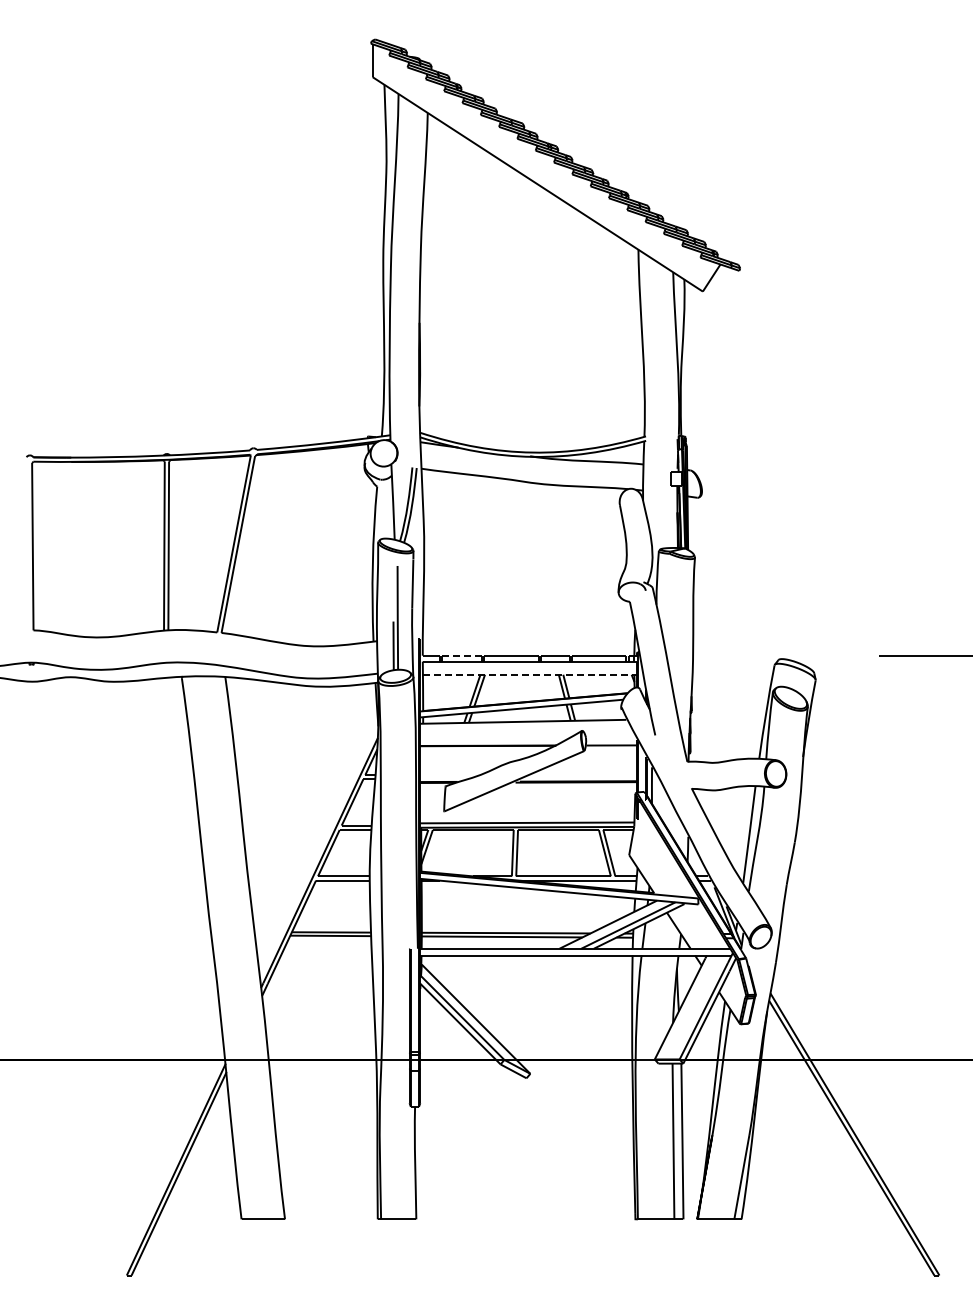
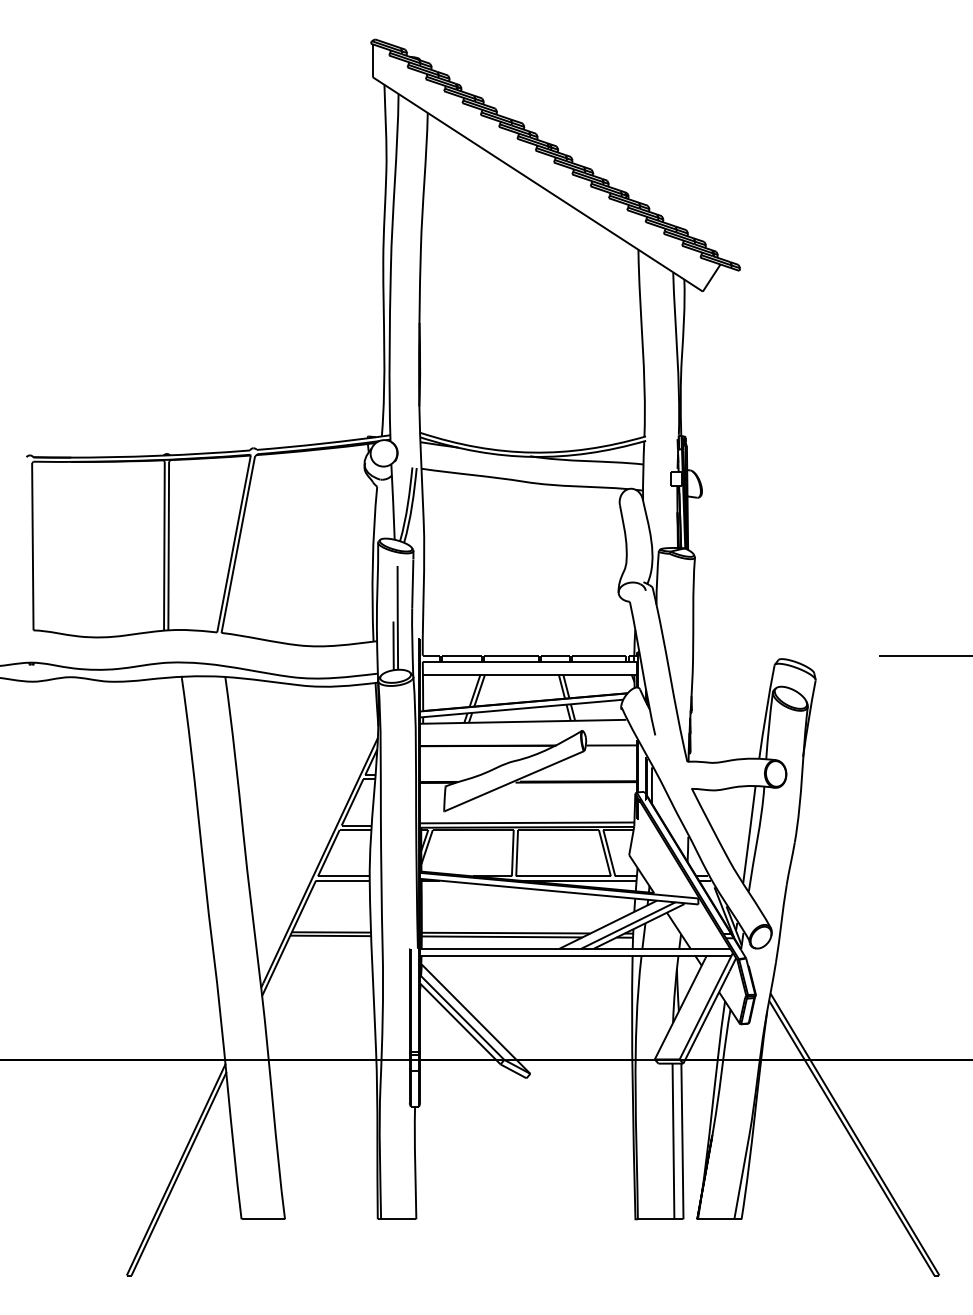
line: dashed -> solid (462, 655)
line: dashed -> solid (529, 674)
